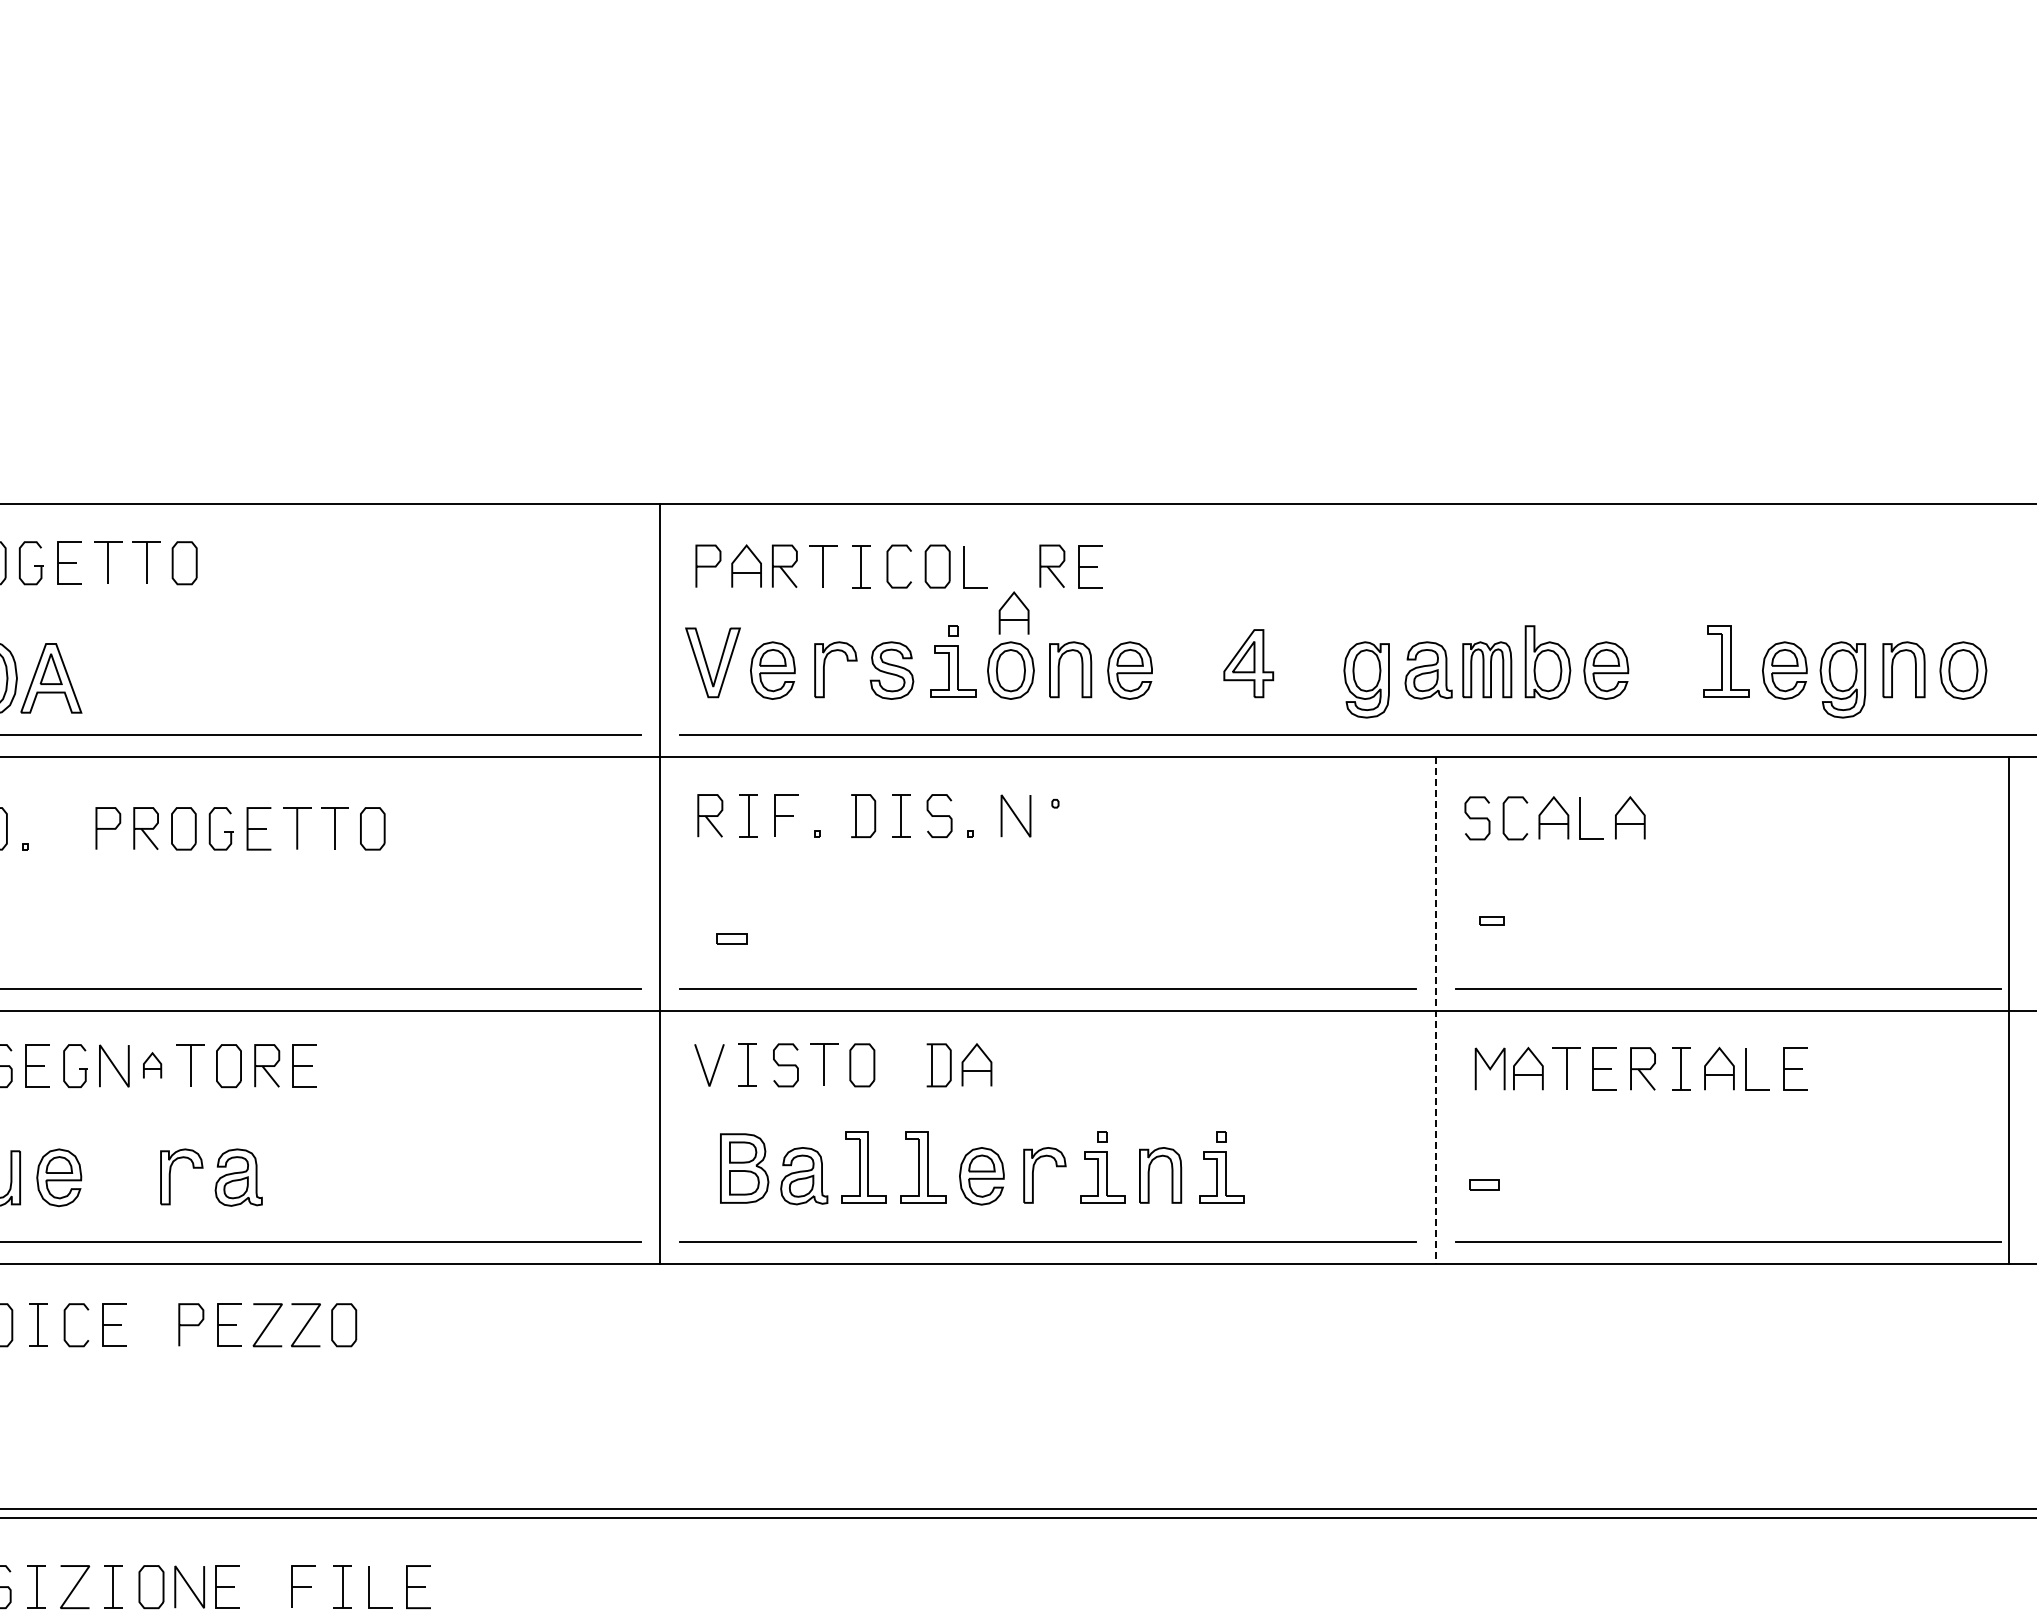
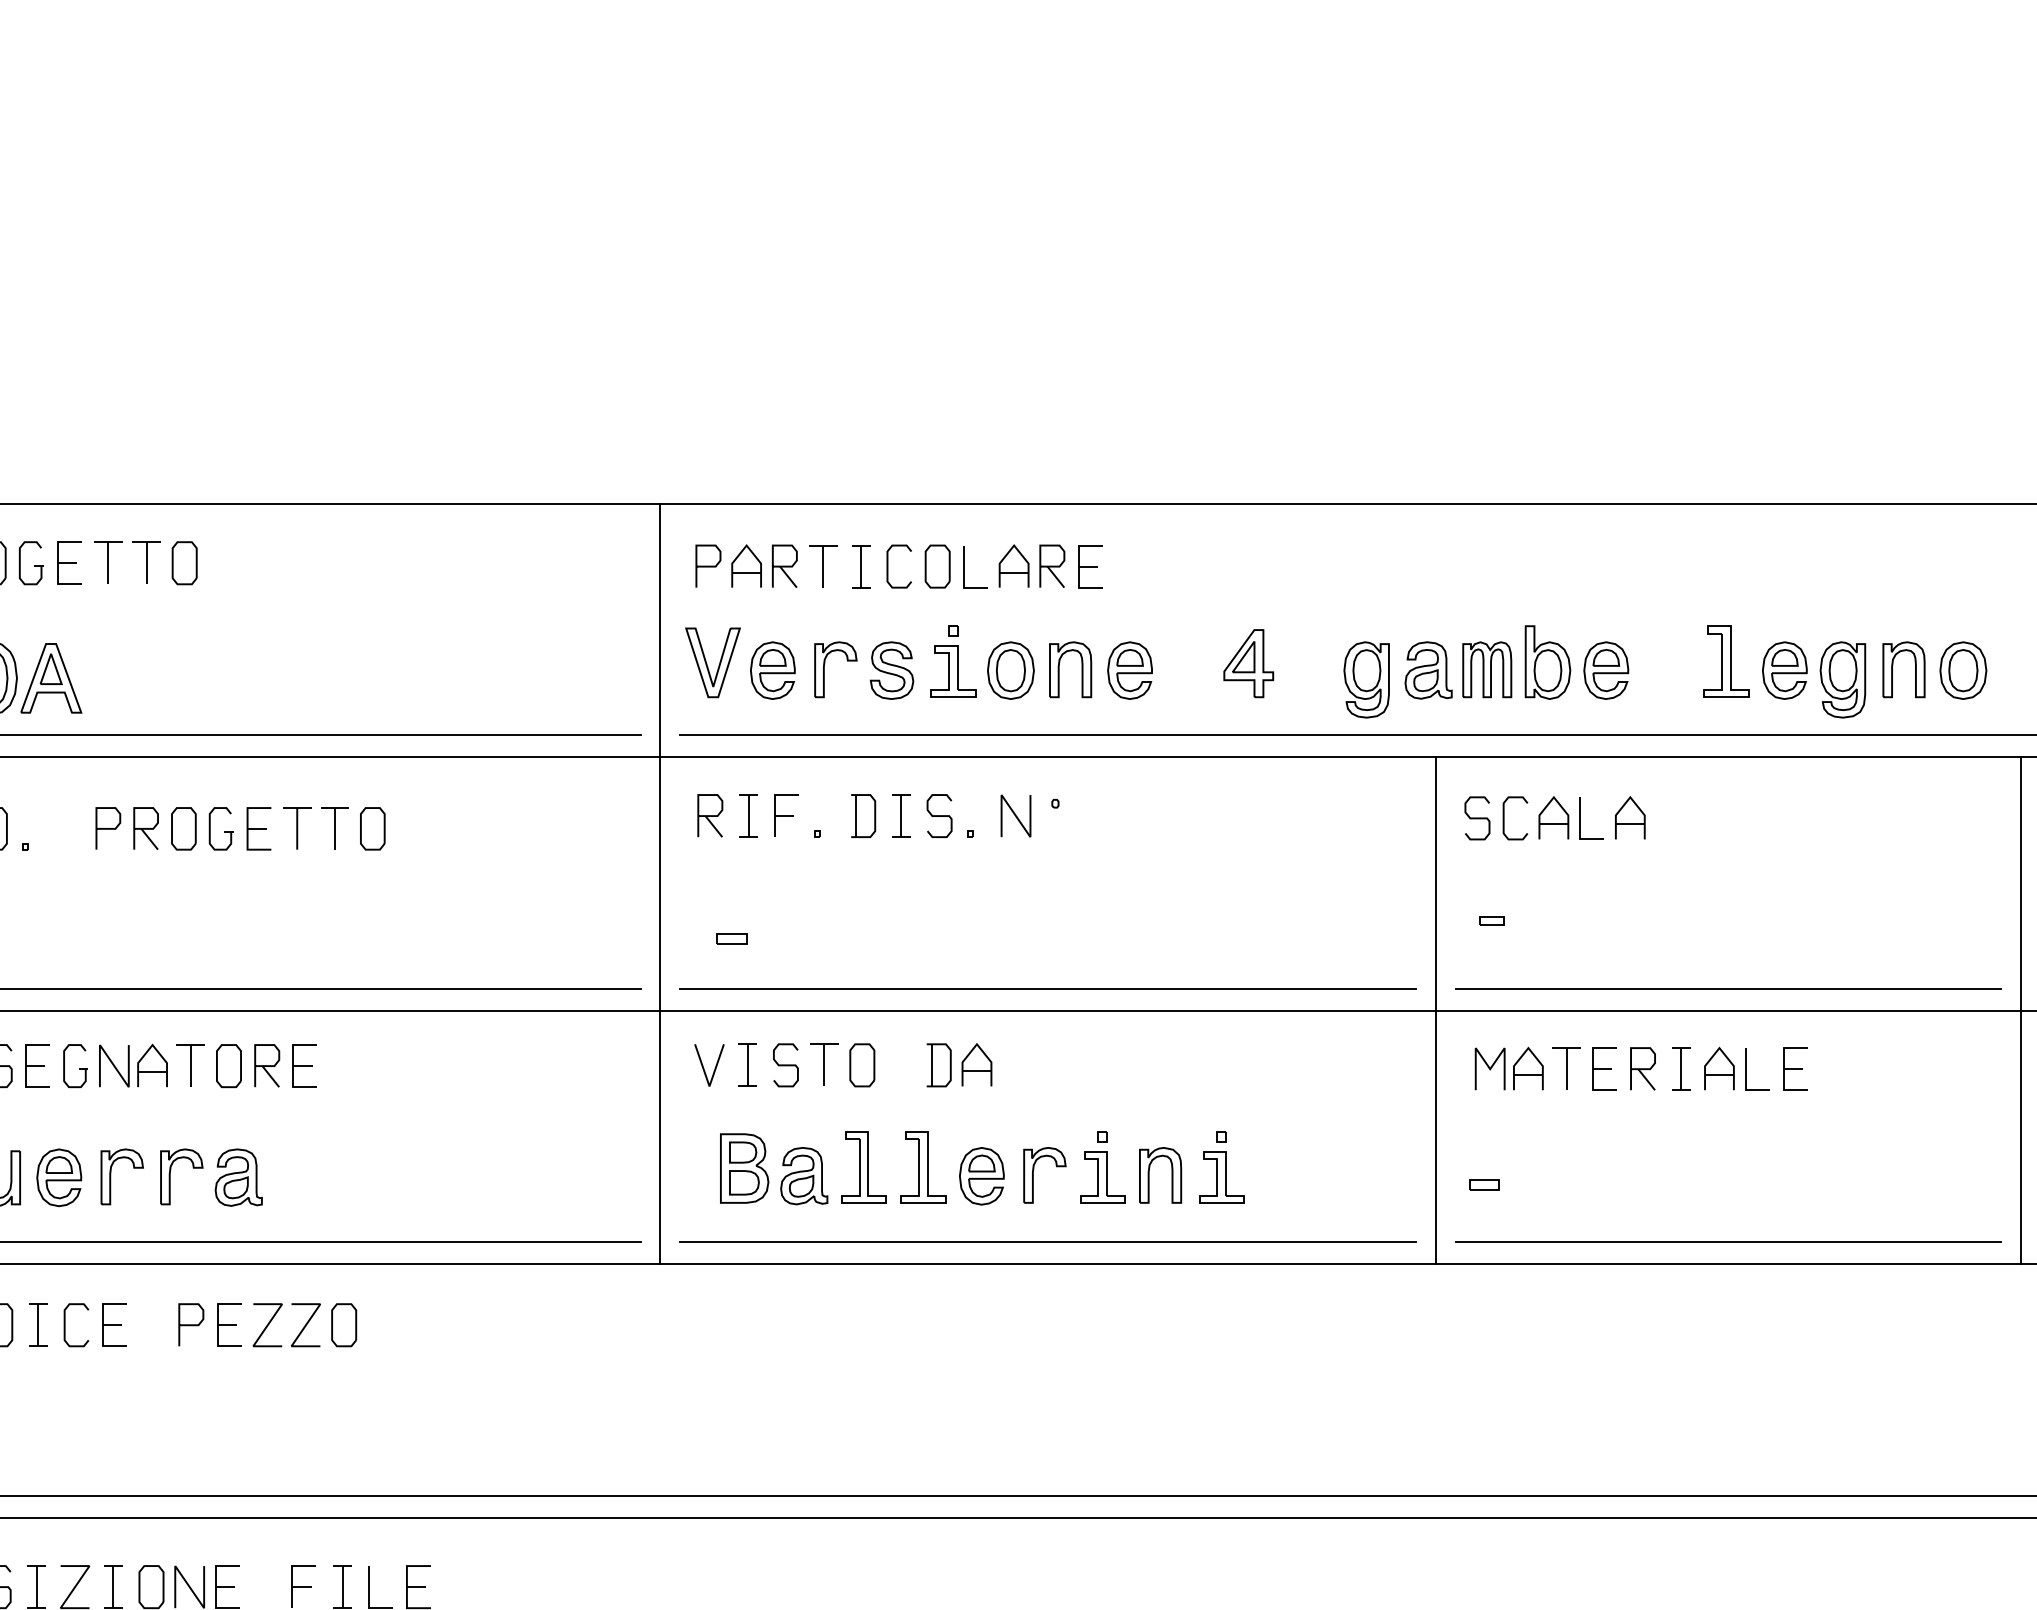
part position: (1013, 612) -> (1013, 565) (1013, 565)
line: dashed -> solid (1436, 1010)
line position: (2009, 1010) -> (2021, 1010) (2021, 1010)
part size: 20x27 px -> 31x45 px (152, 1065)
part: none -> present (111, 1176)
line position: (1017, 1508) -> (1017, 1495) (1017, 1495)
